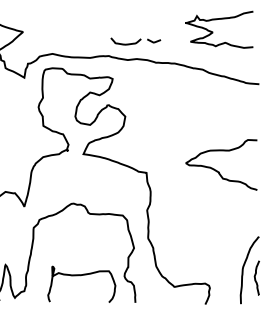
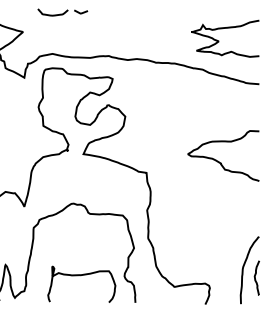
curve position: (213, 31) -> (219, 40) (219, 40)
part position: (135, 41) -> (62, 12) (62, 12)
curve position: (216, 169) -> (218, 160) (218, 160)
